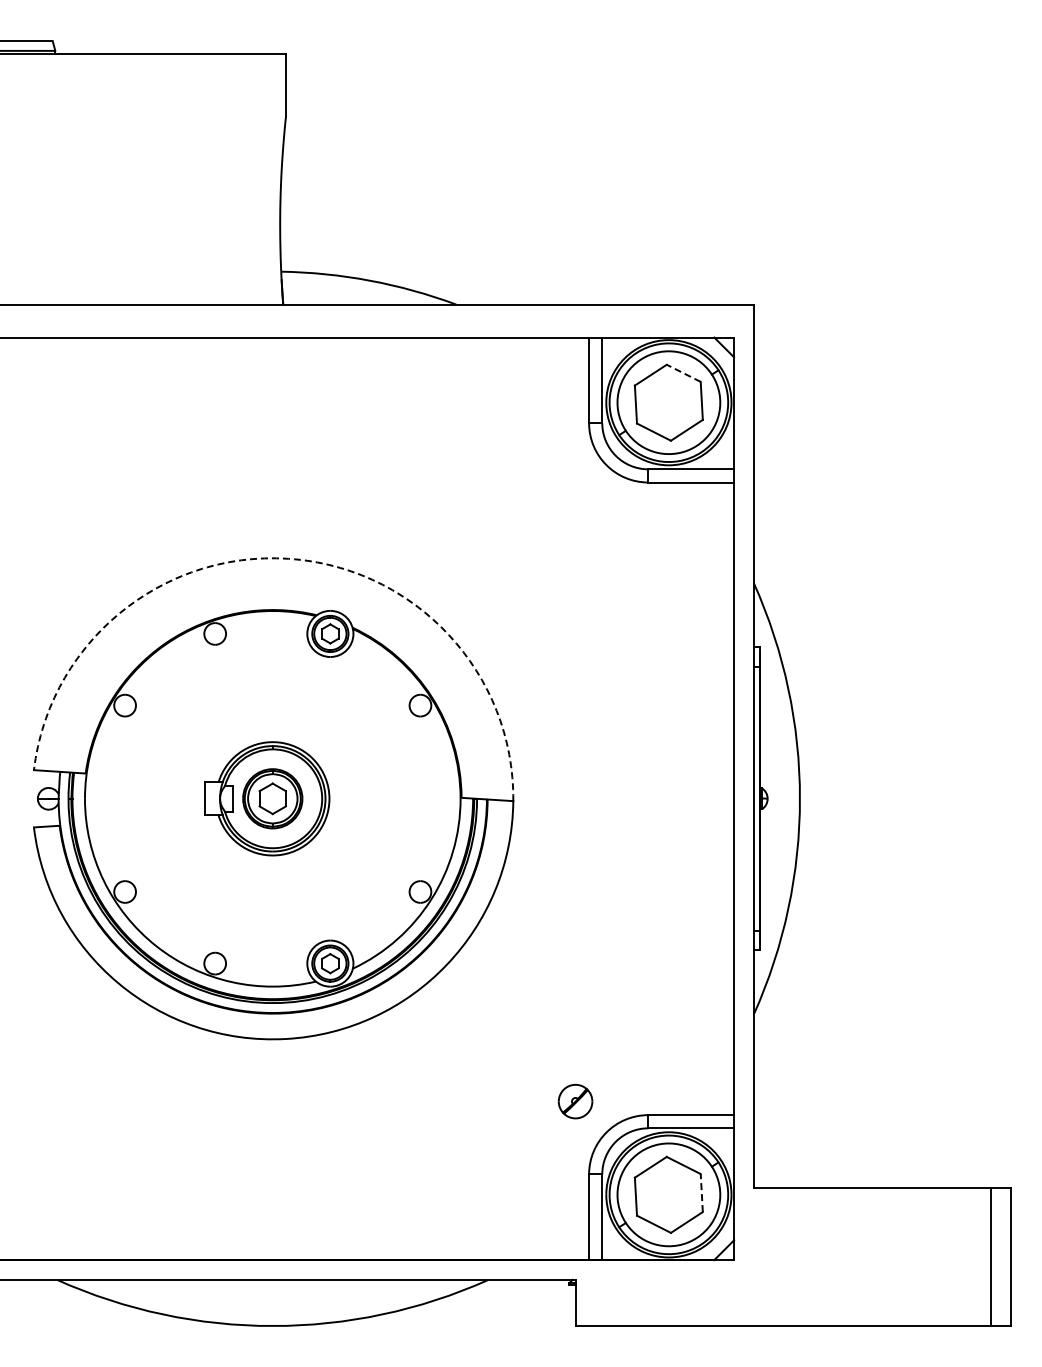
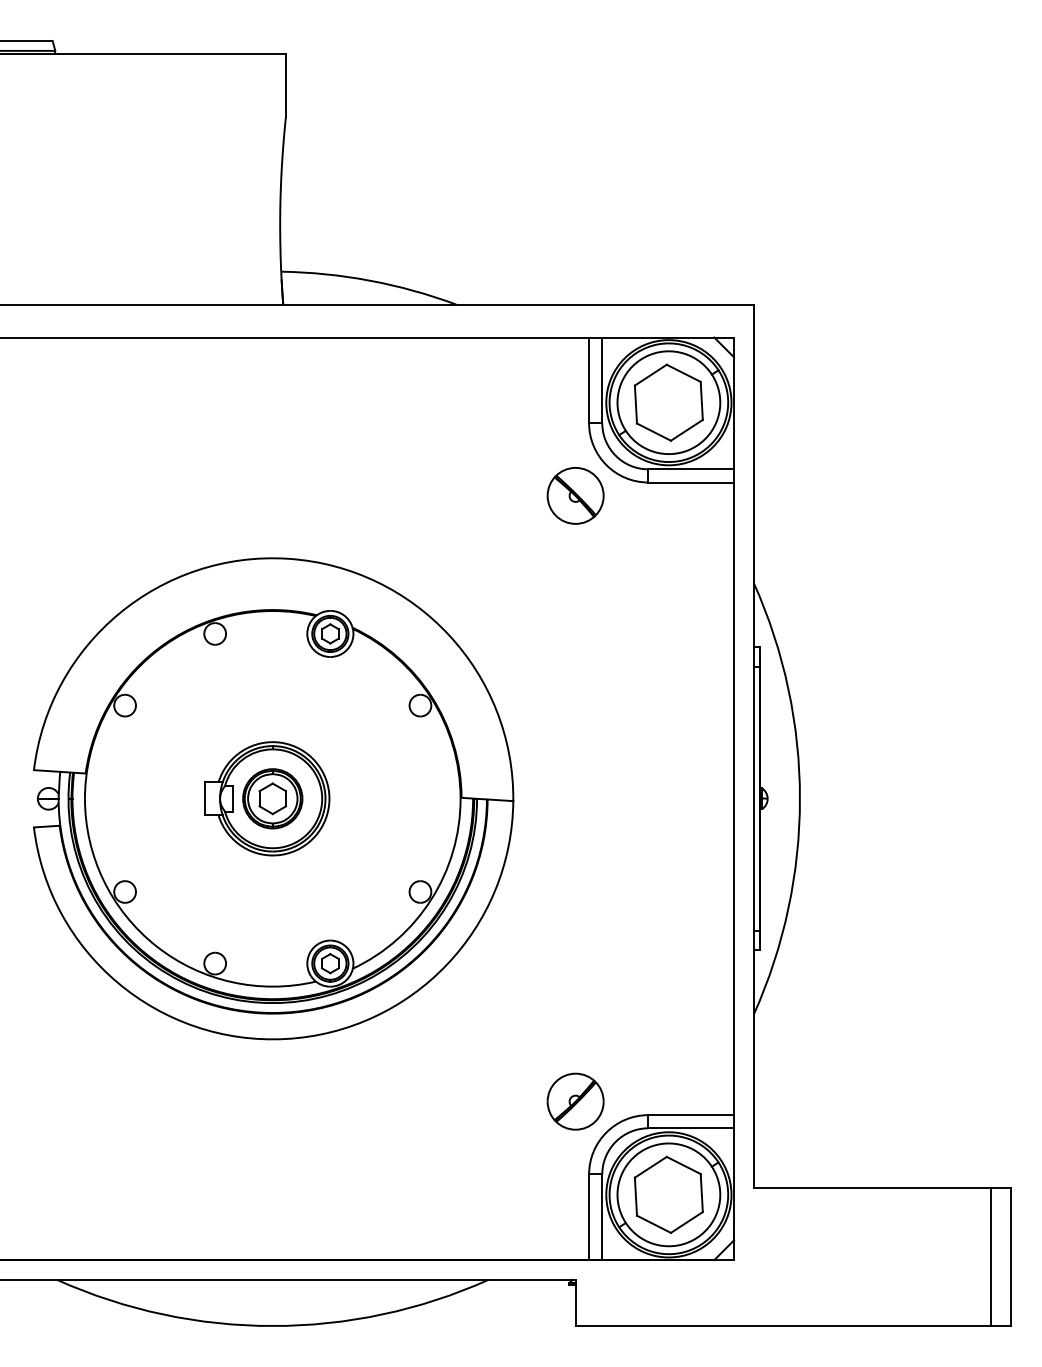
line: dashed -> solid (683, 373)
part: none -> present (575, 495)
arc: dashed -> solid (288, 558)
part size: 37x37 px -> 59x59 px (575, 1101)
line: dashed -> solid (701, 1192)
